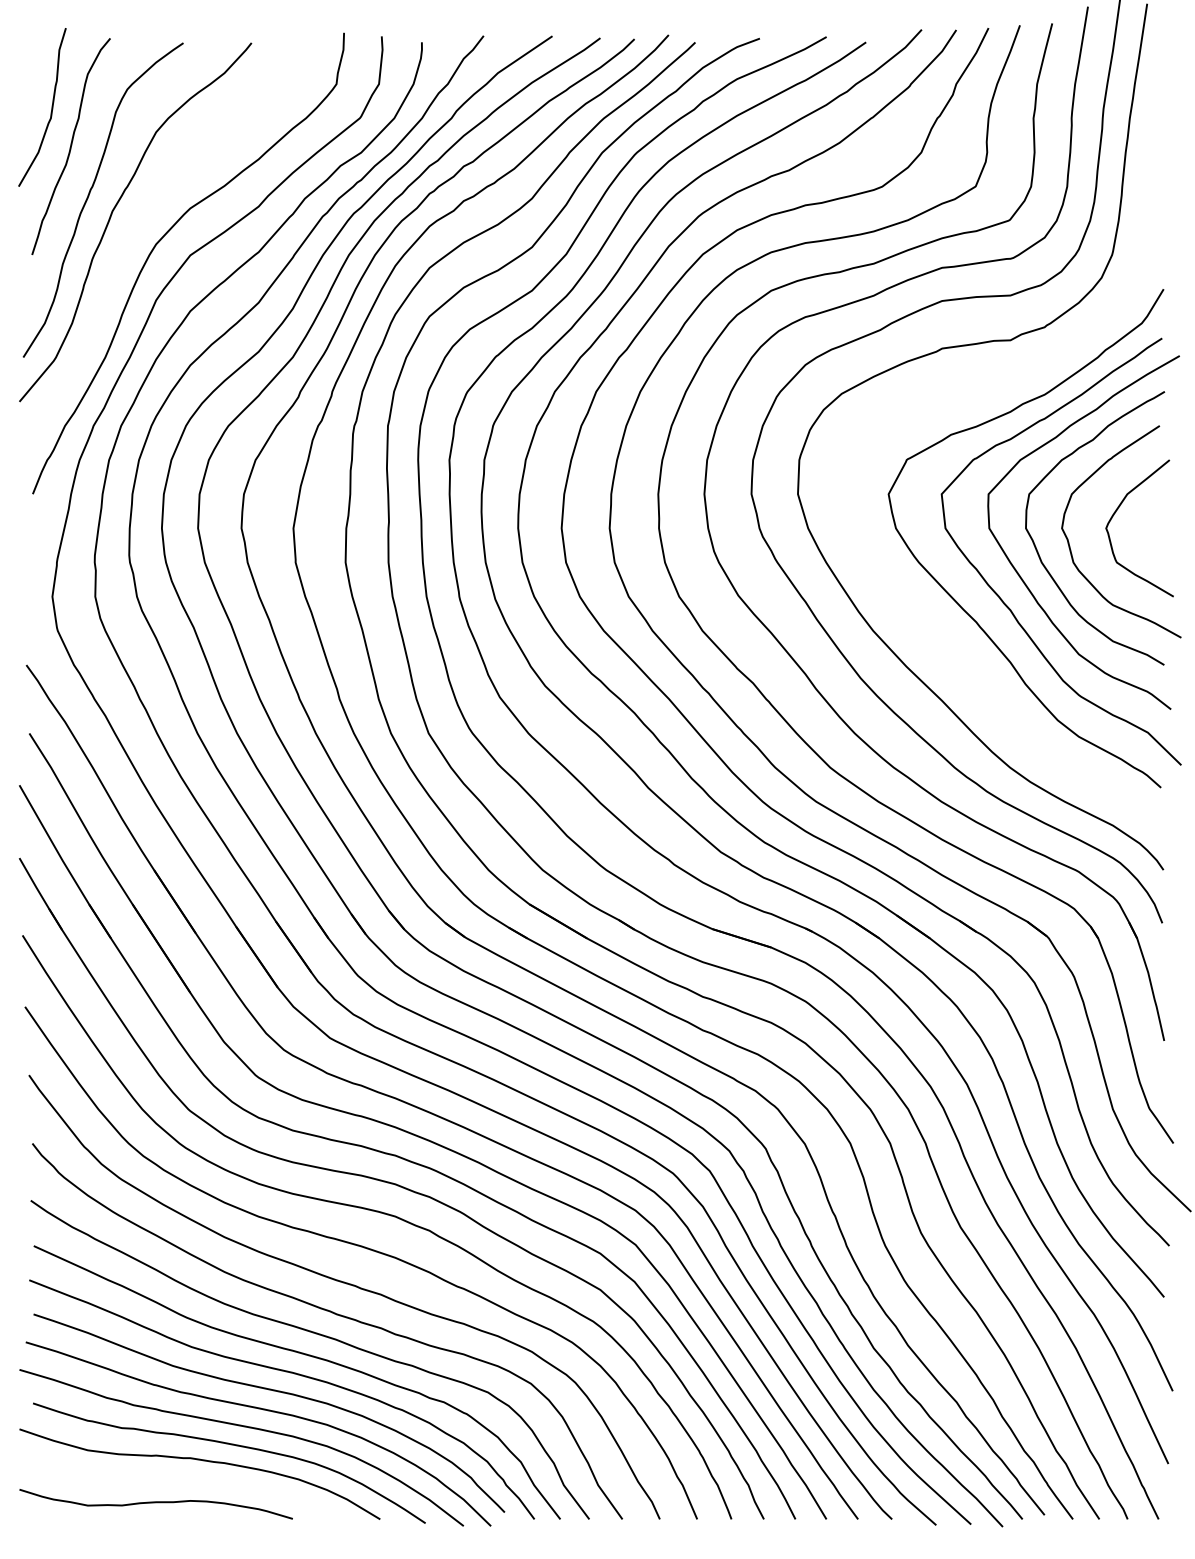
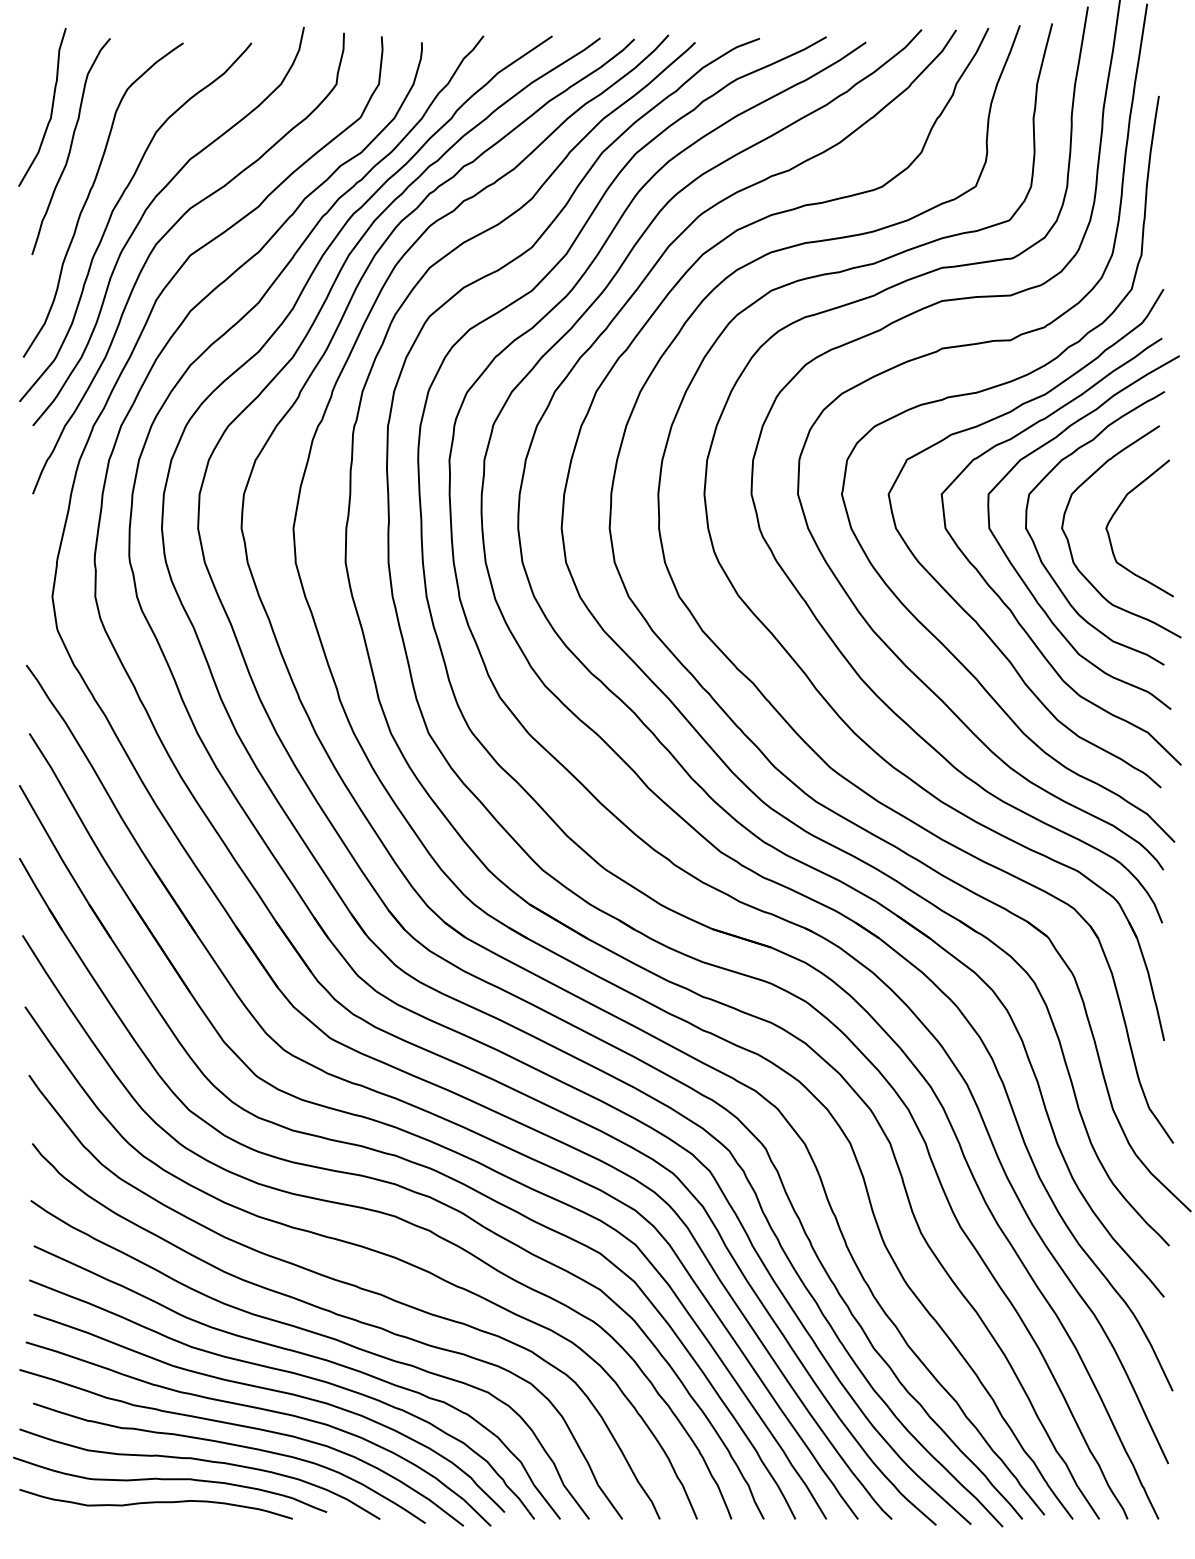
curve: none -> present (146, 211)
curve: none -> present (984, 391)
curve: none -> present (170, 1480)
